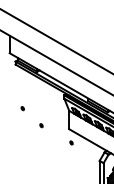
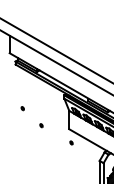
line position: (56, 41) -> (56, 50) (56, 50)
